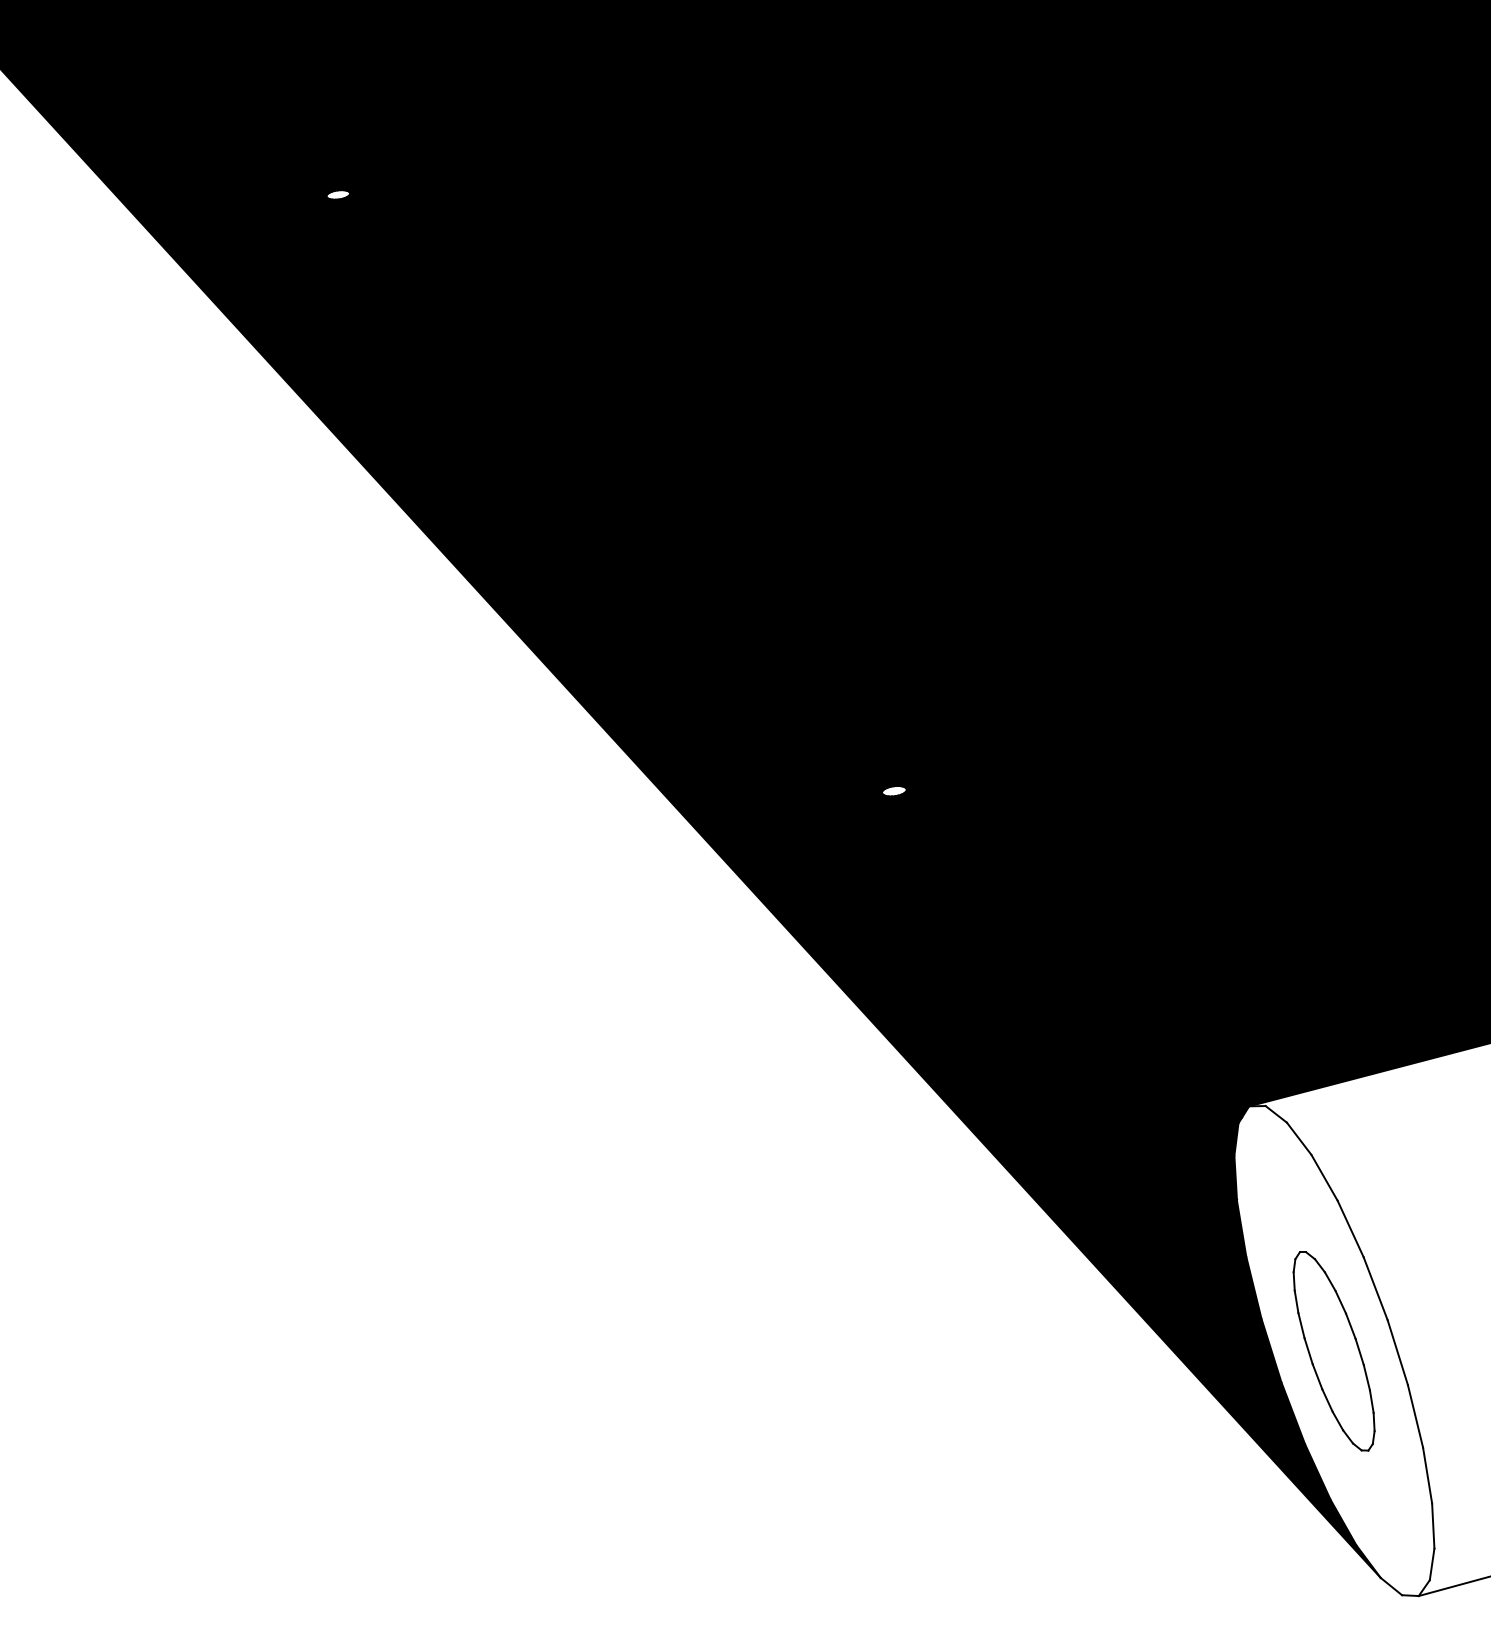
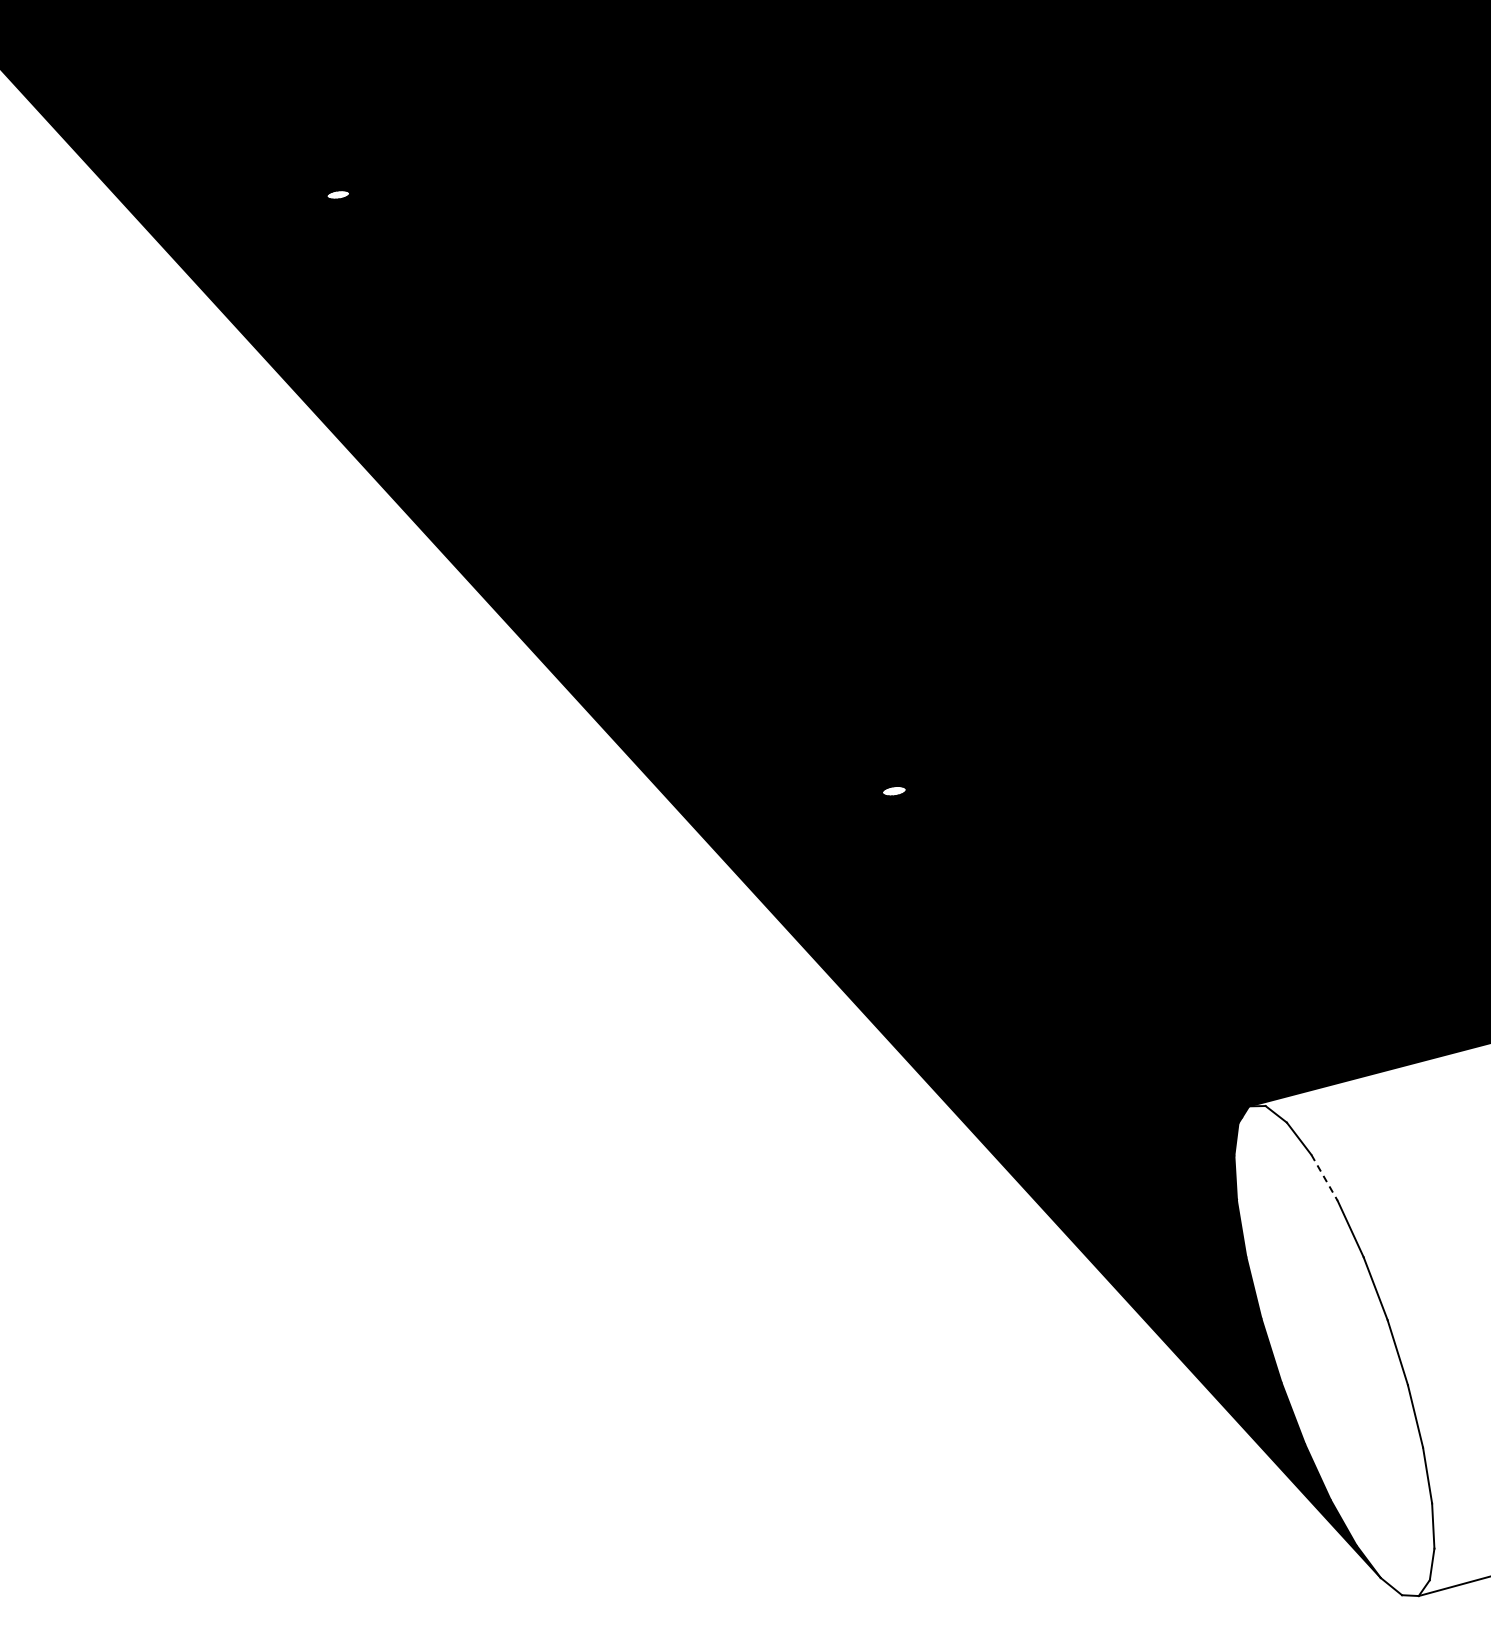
line: solid -> dashed (1324, 1178)
part: present -> none (1333, 1351)
